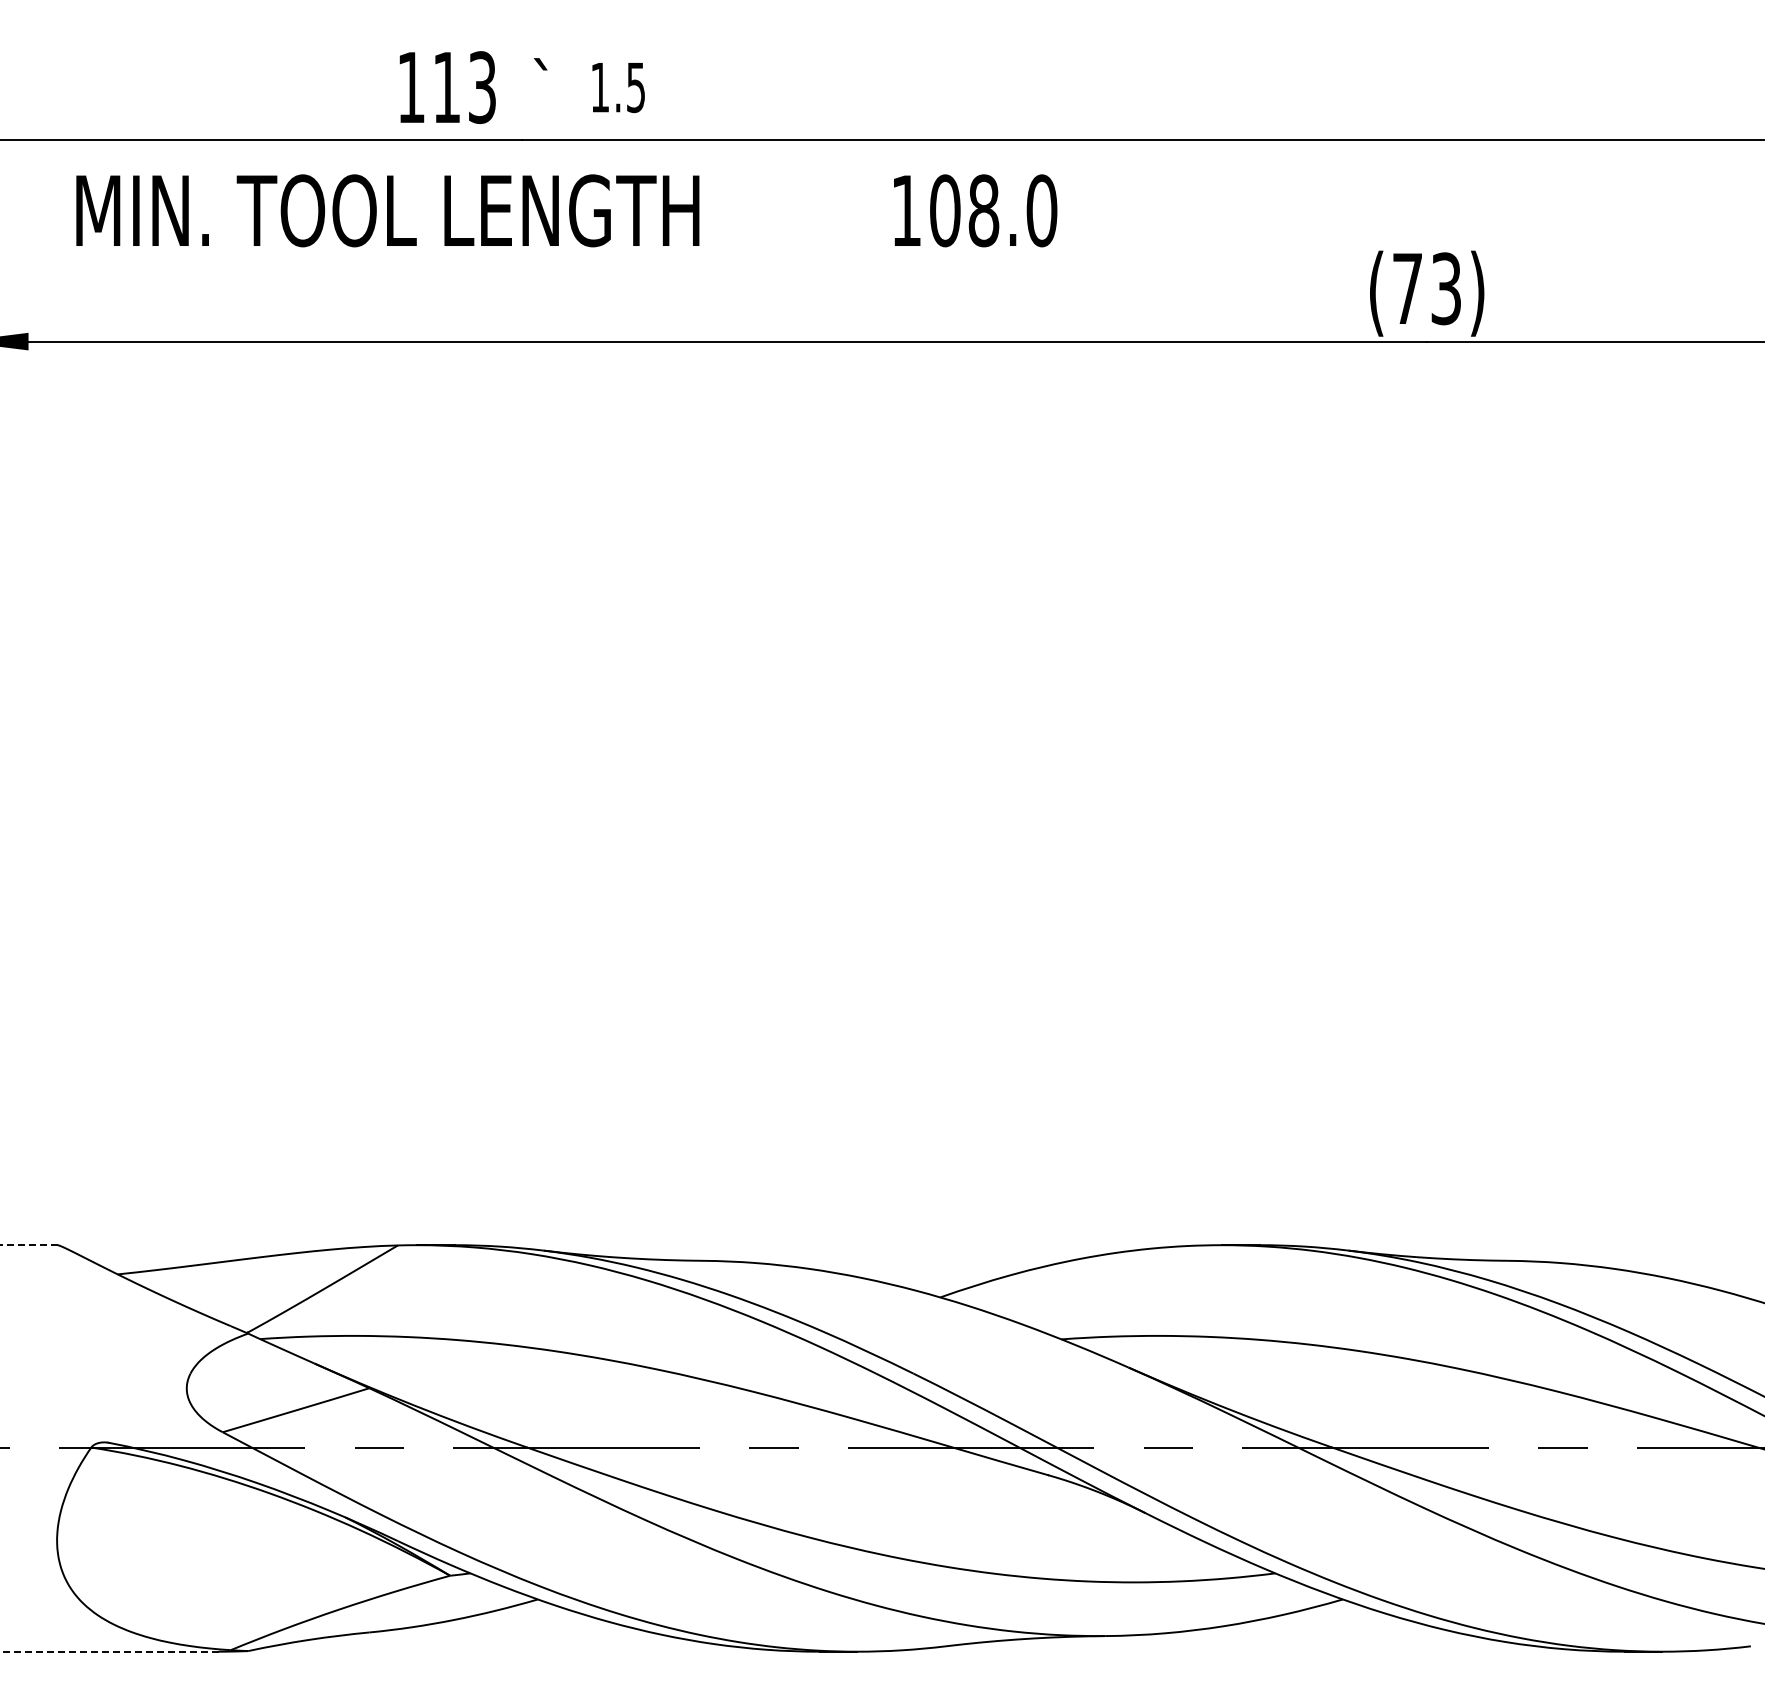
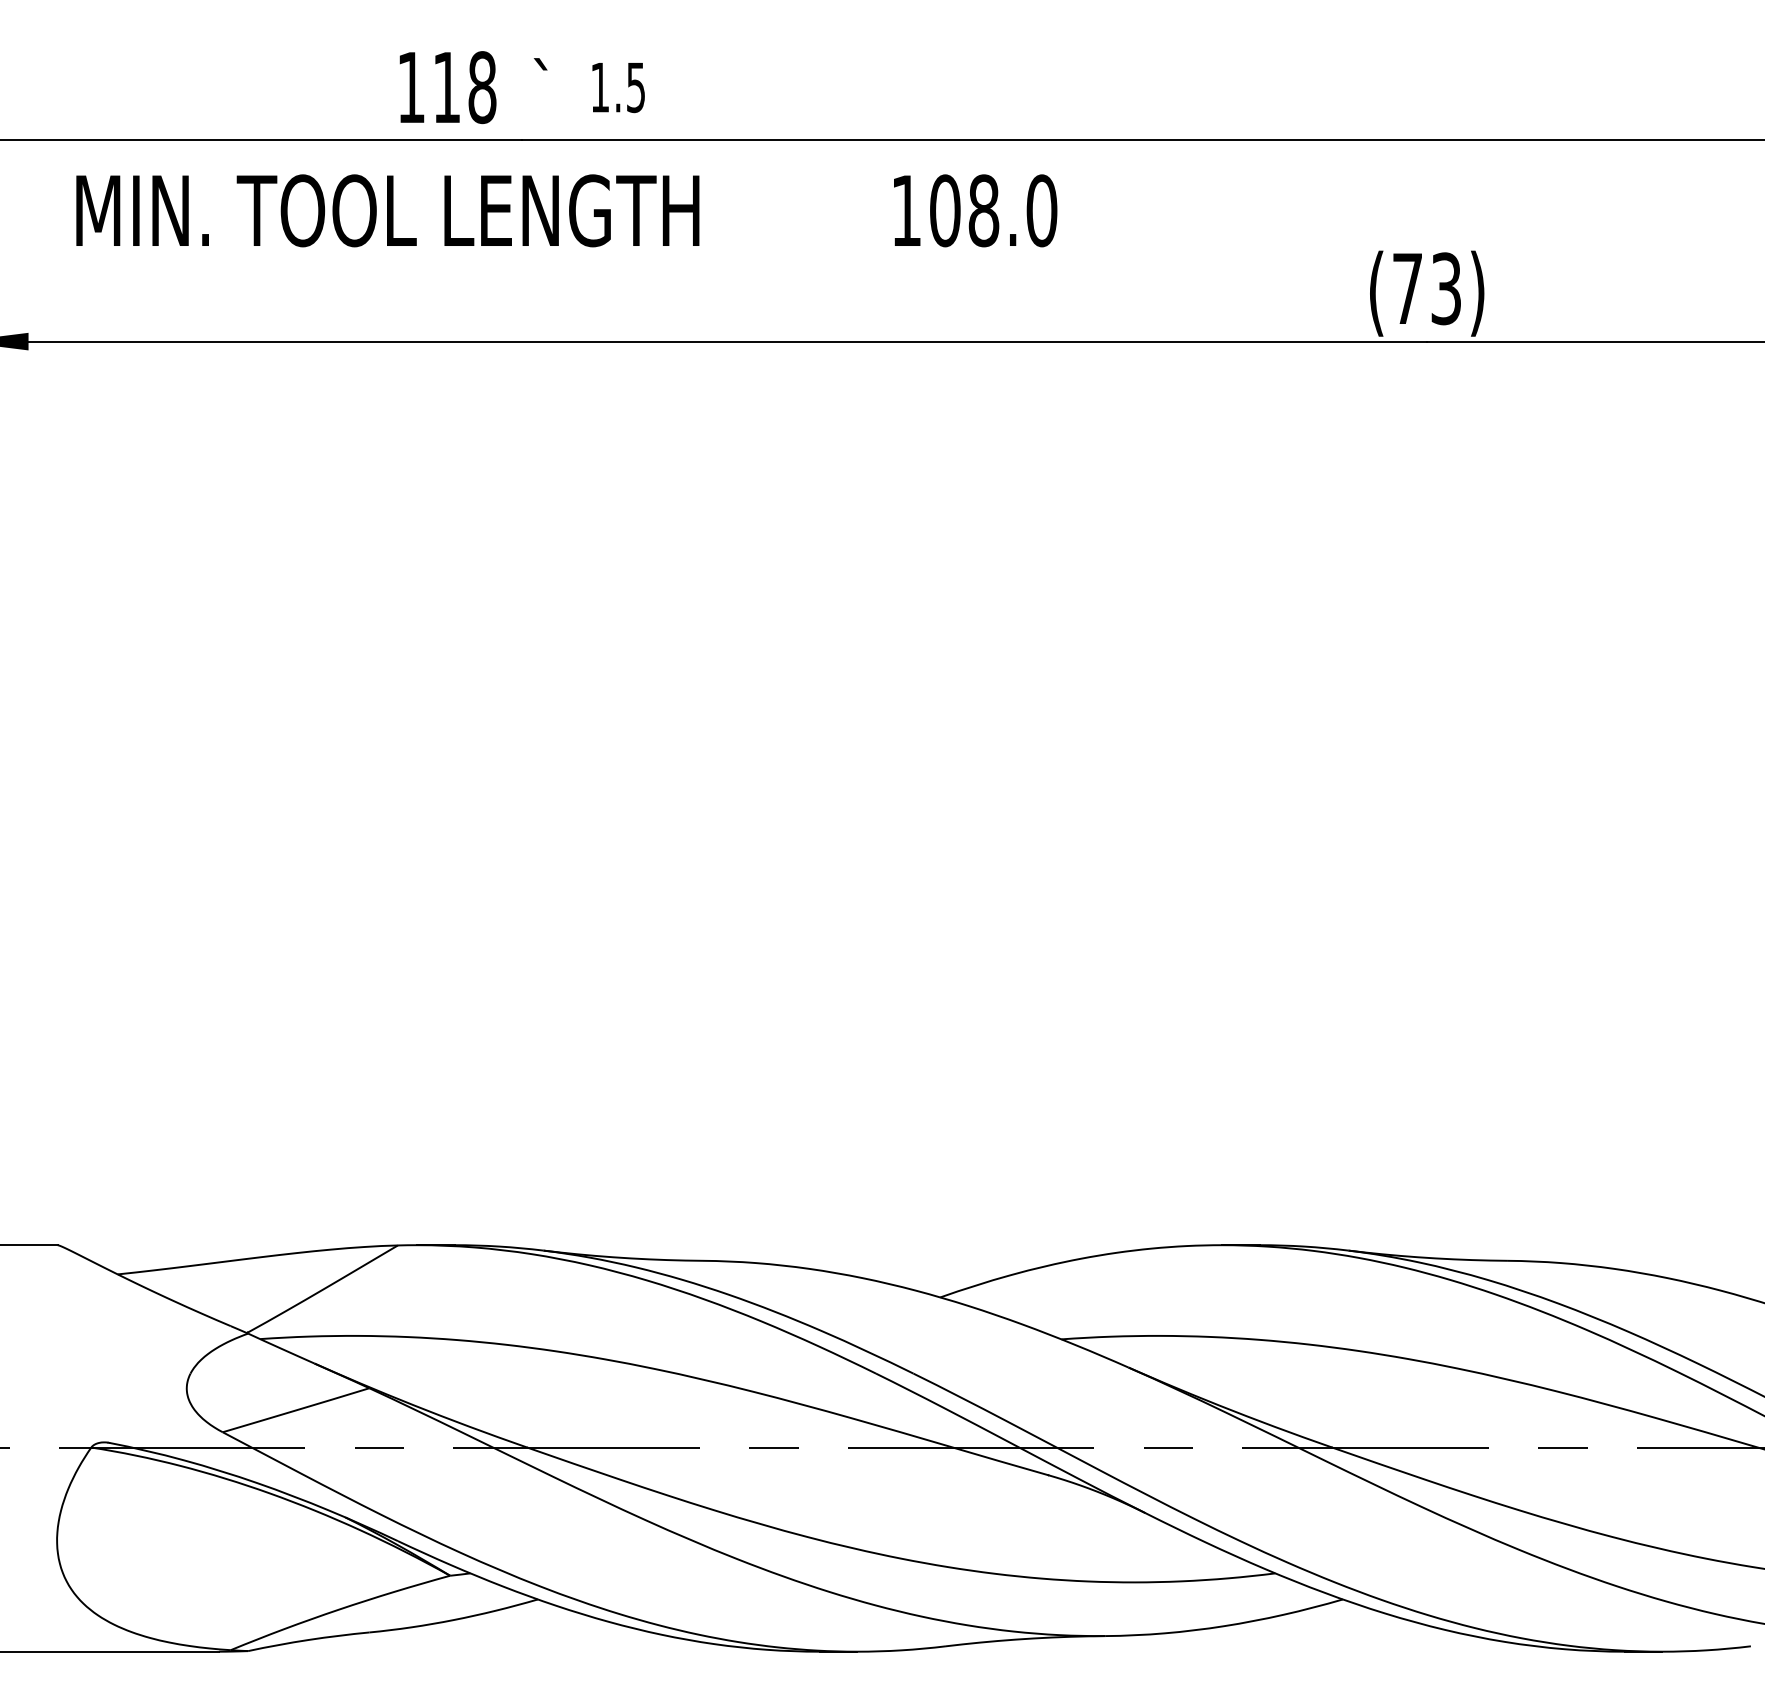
text: 113 -> 118 (482, 87)
line: dashed -> solid (28, 1245)
line: dashed -> solid (109, 1651)
